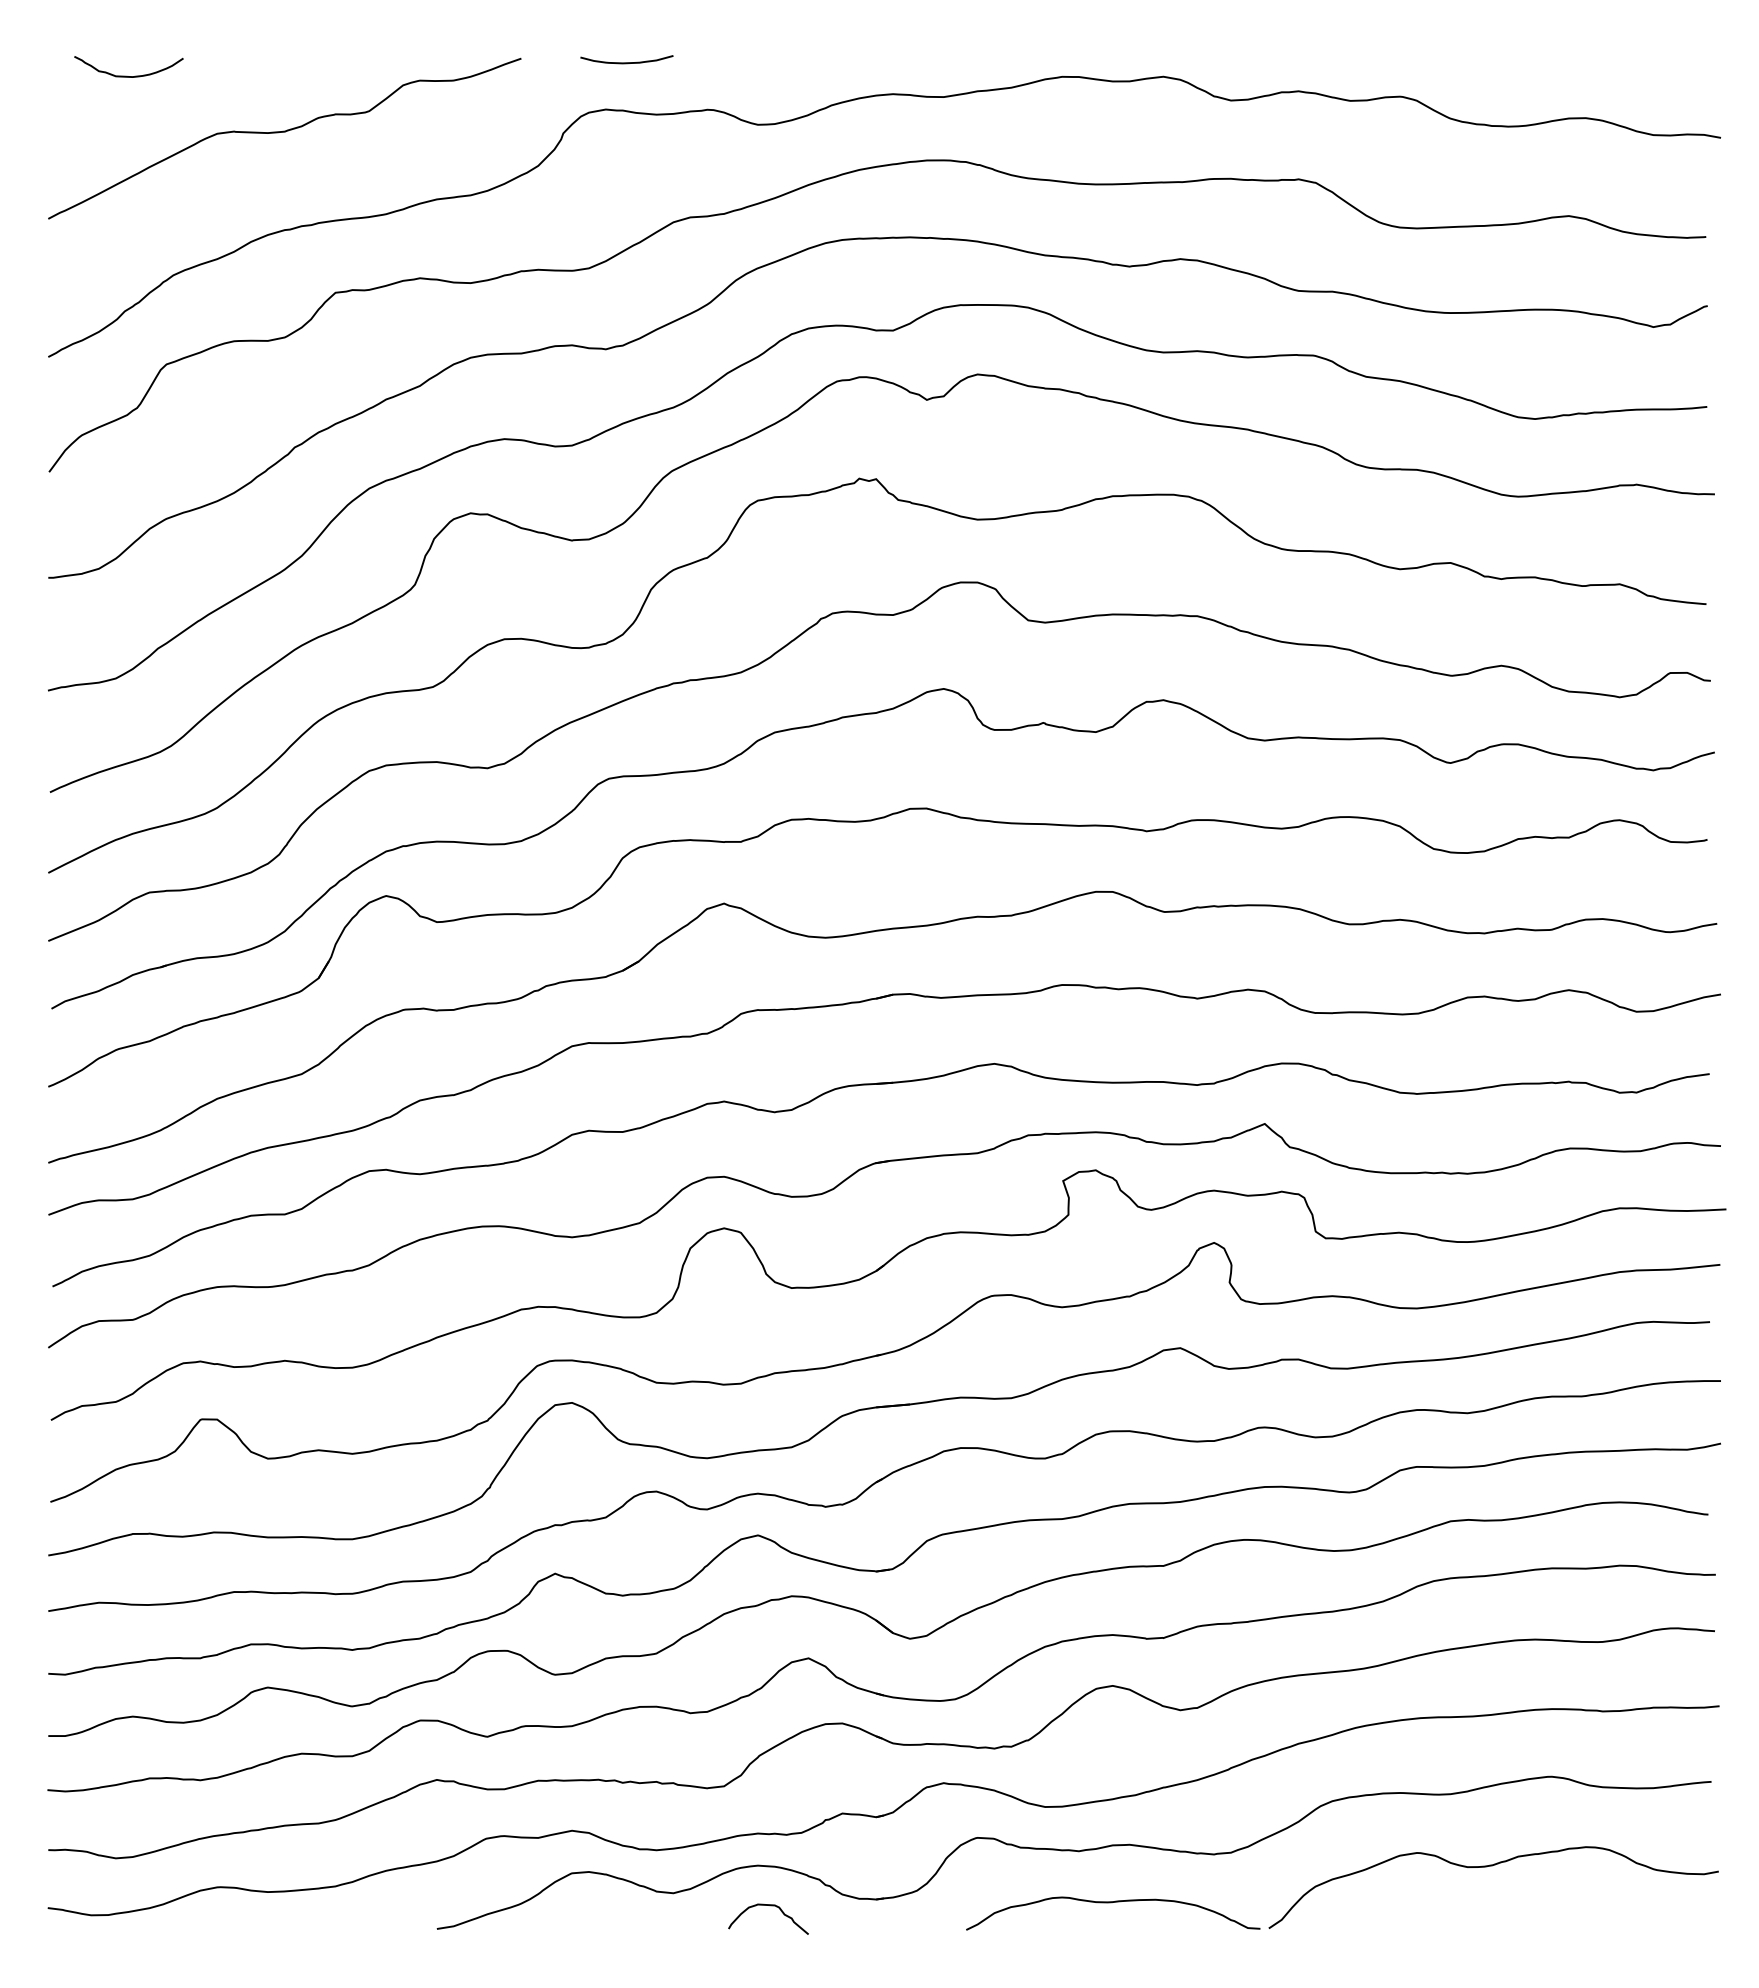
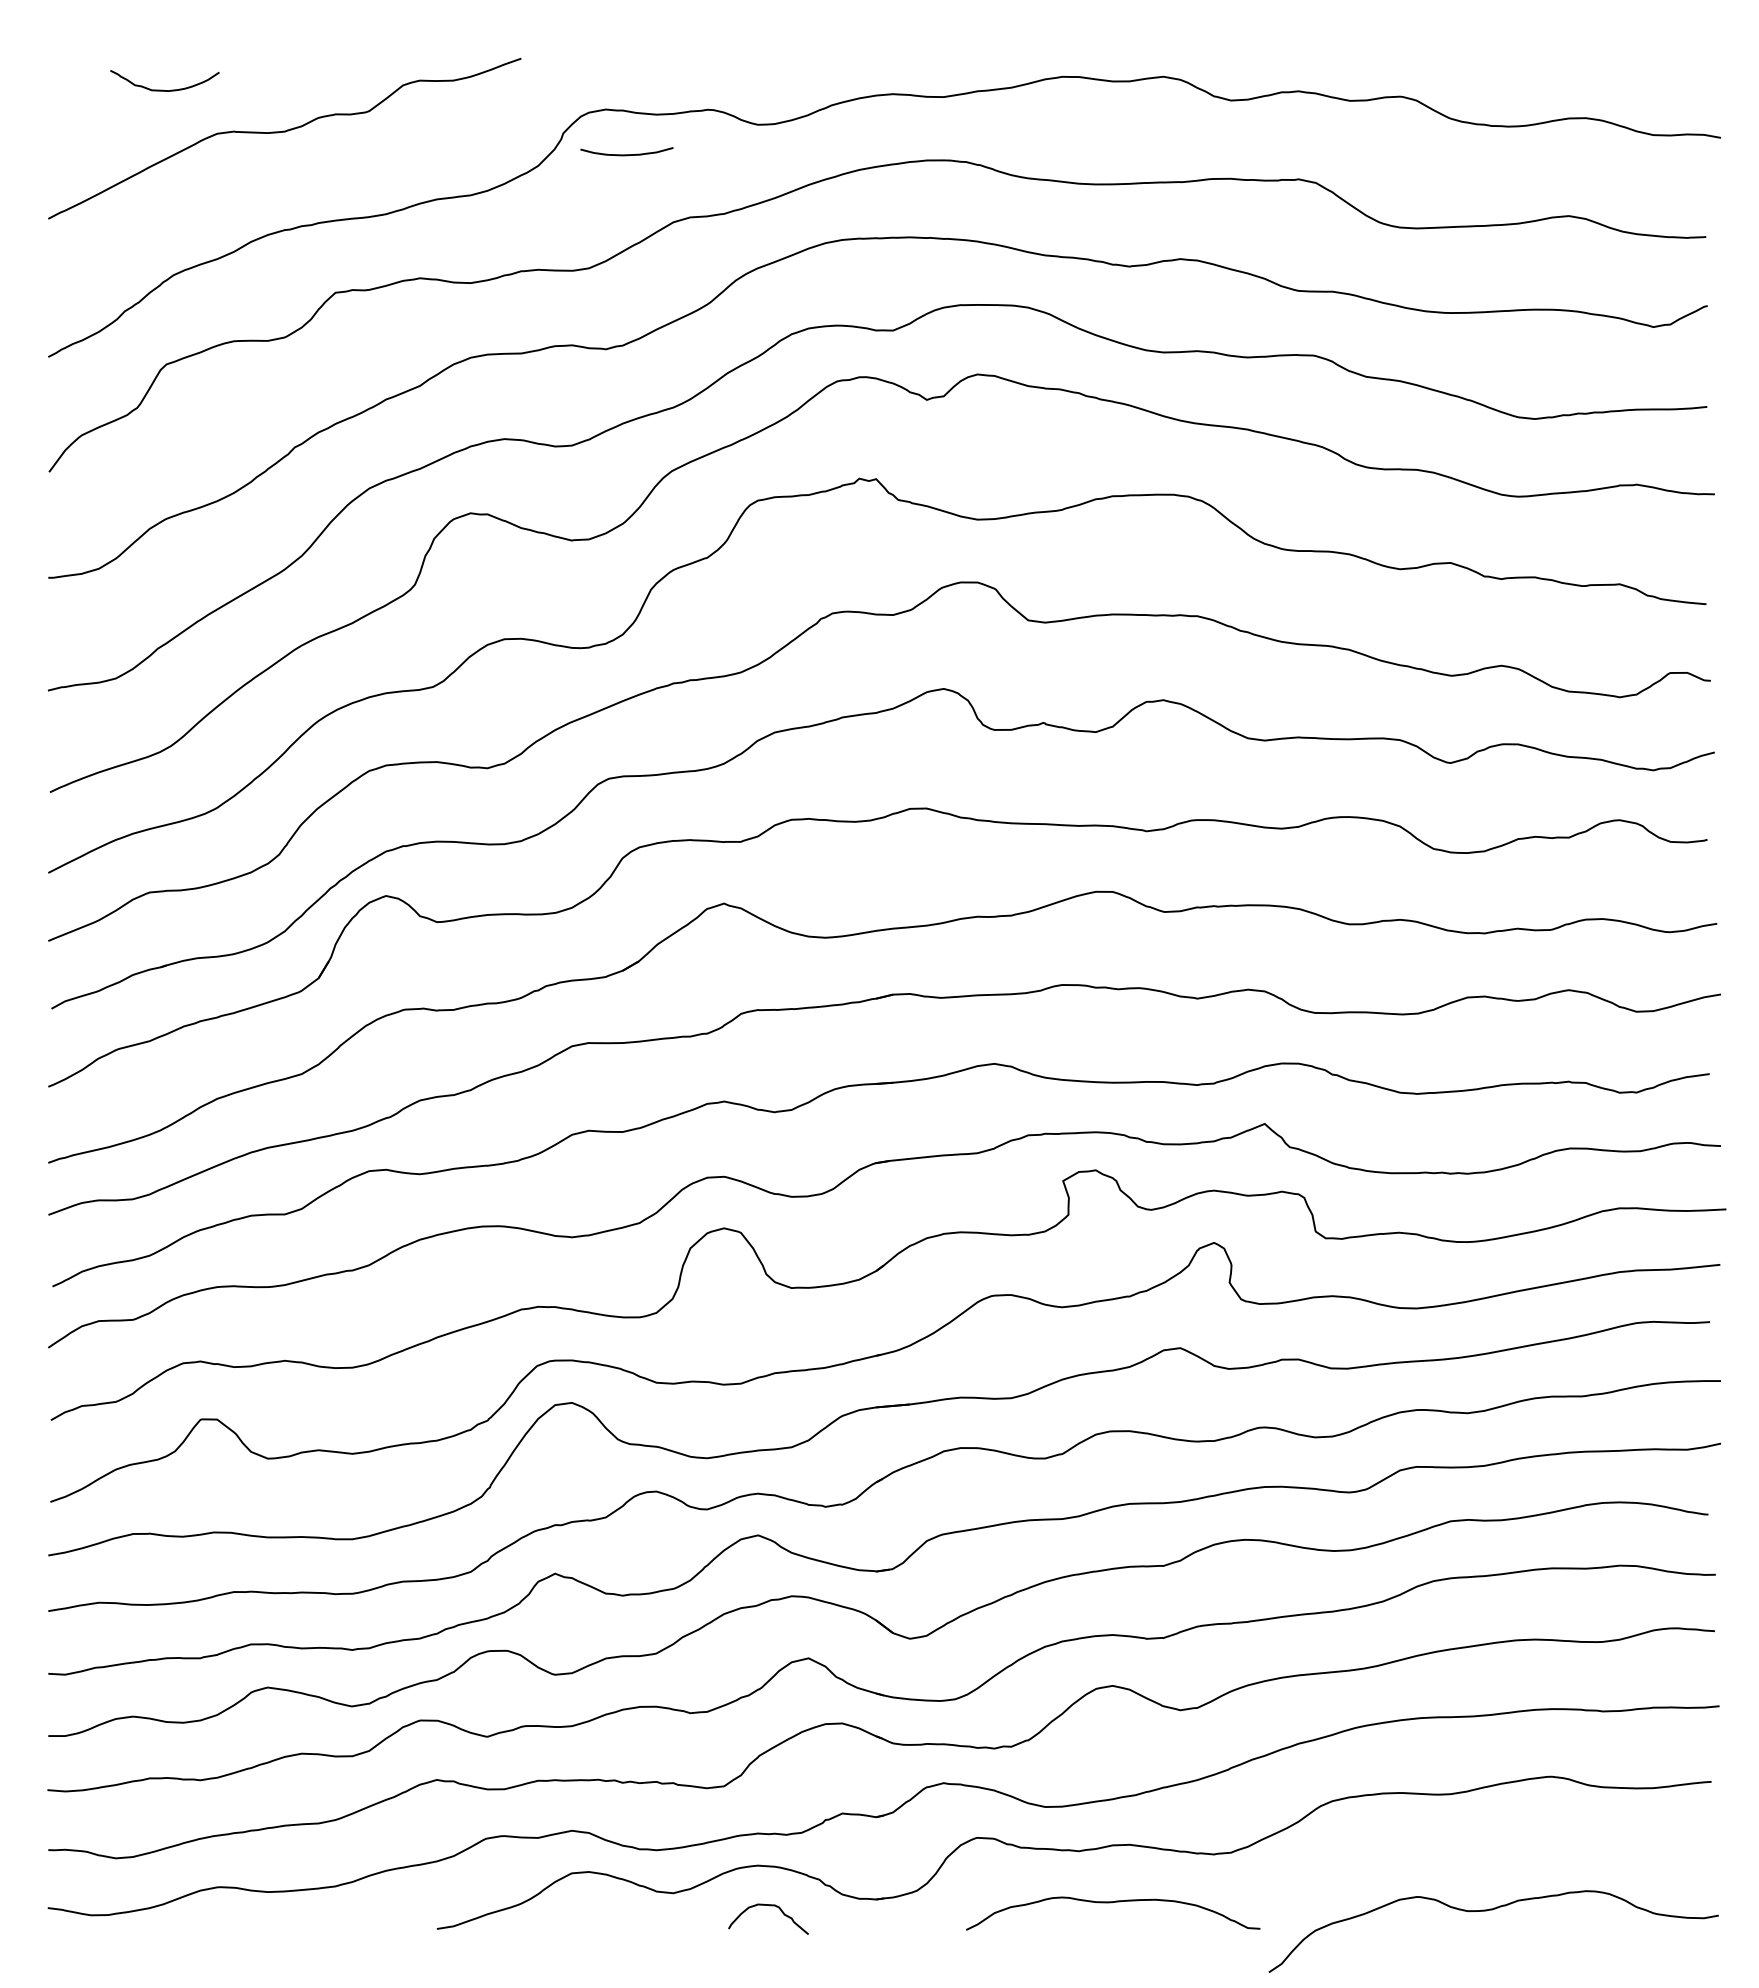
curve position: (626, 62) -> (626, 154) (626, 154)
curve position: (126, 75) -> (162, 89) (162, 89)
curve position: (1492, 1866) -> (1492, 1910) (1492, 1910)
